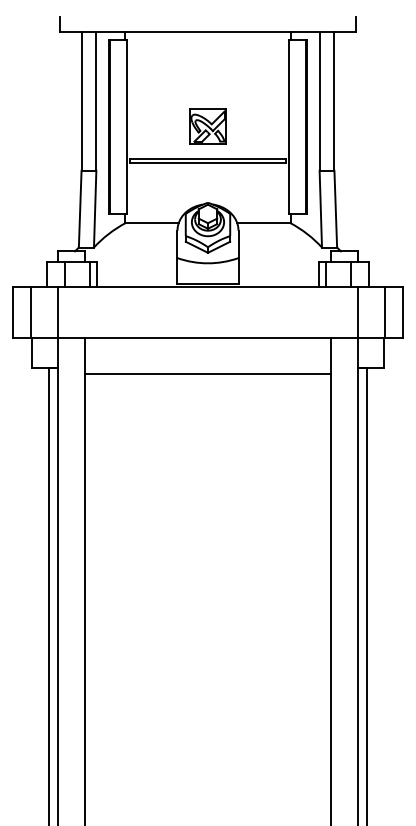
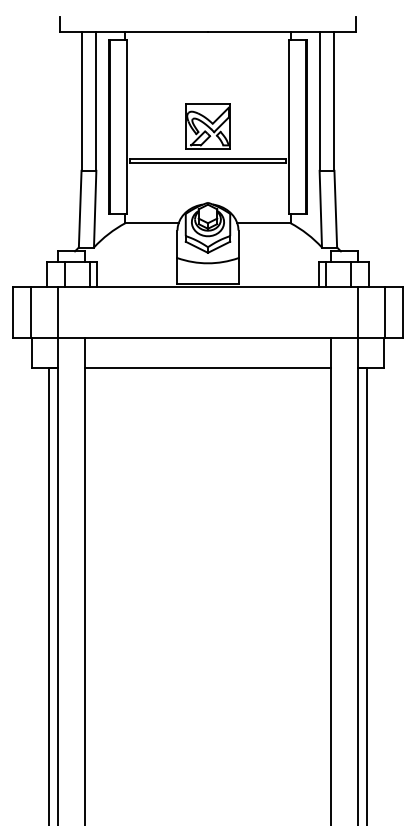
part size: 38x37 px -> 46x47 px (207, 126)
line position: (207, 374) -> (207, 368) (207, 368)
